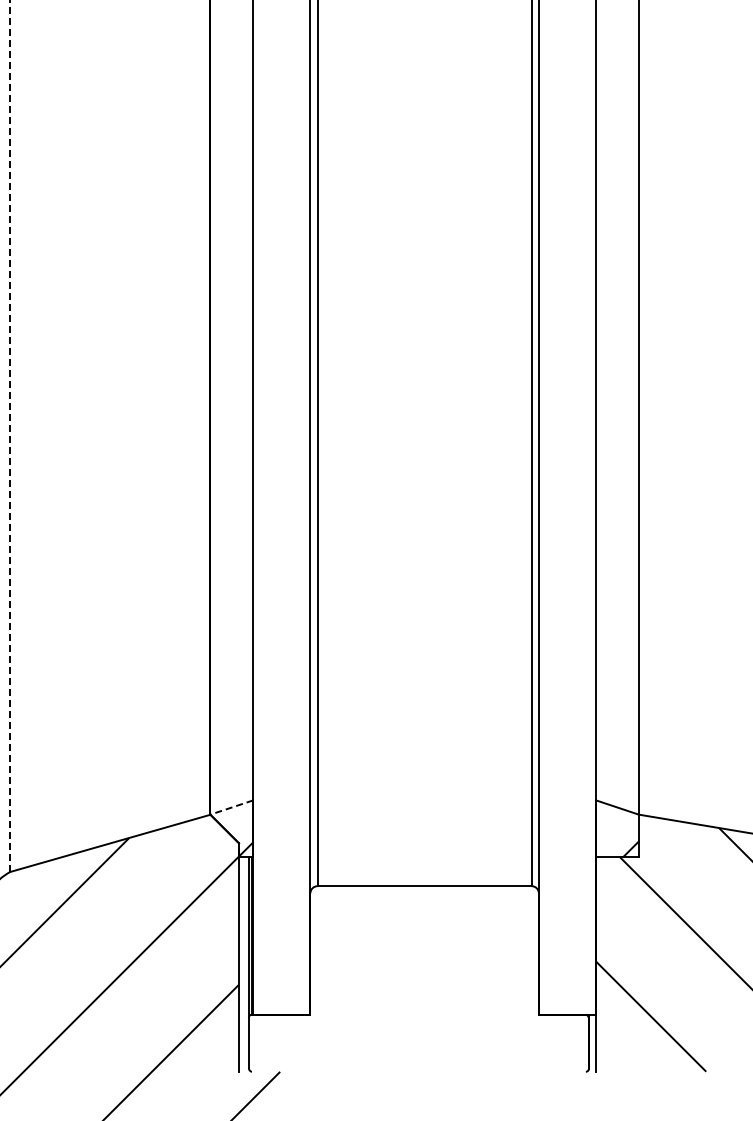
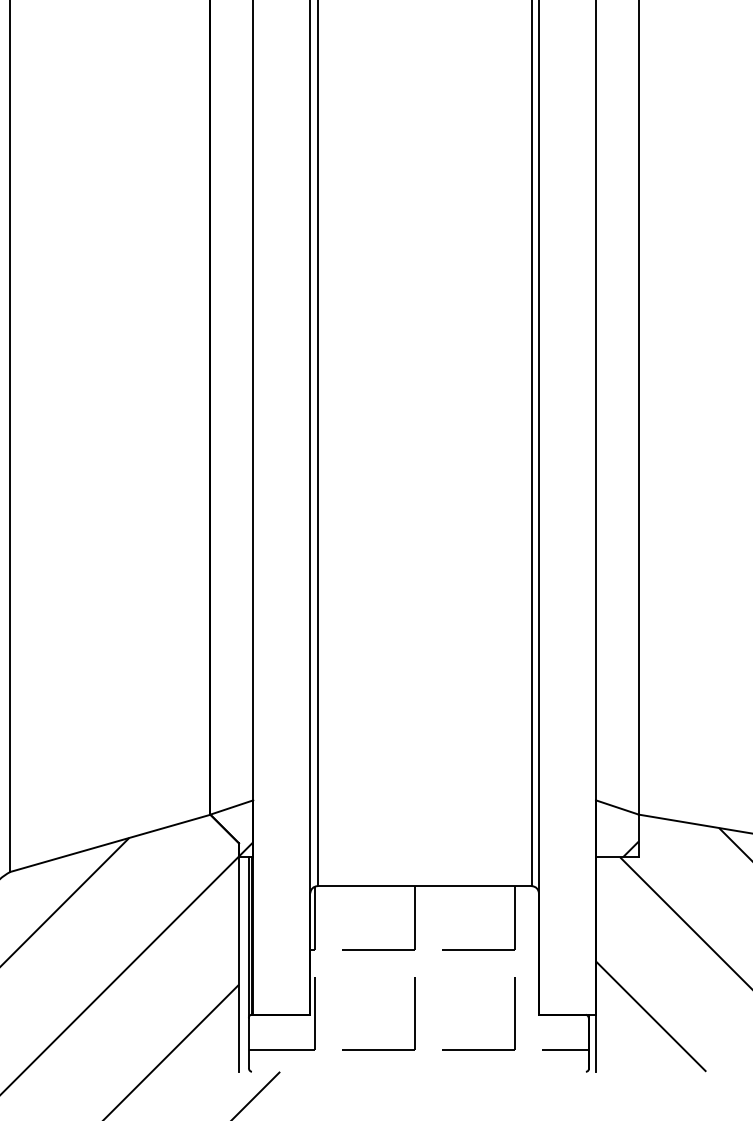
line: dashed -> solid (10, 435)
line: dashed -> solid (231, 807)
hatch: none -> present (418, 968)
